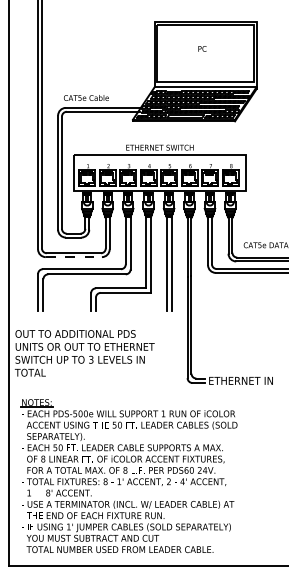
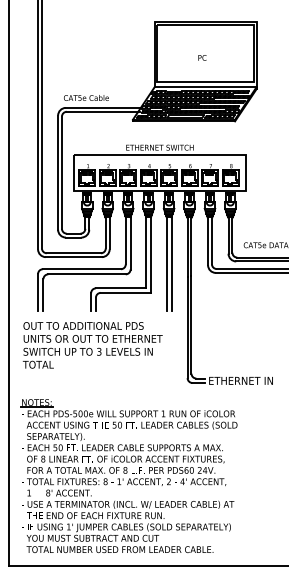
text position: (202, 48) -> (202, 57) (202, 57)
line: dashed -> solid (74, 257)
text position: (84, 353) -> (92, 345) (92, 345)
